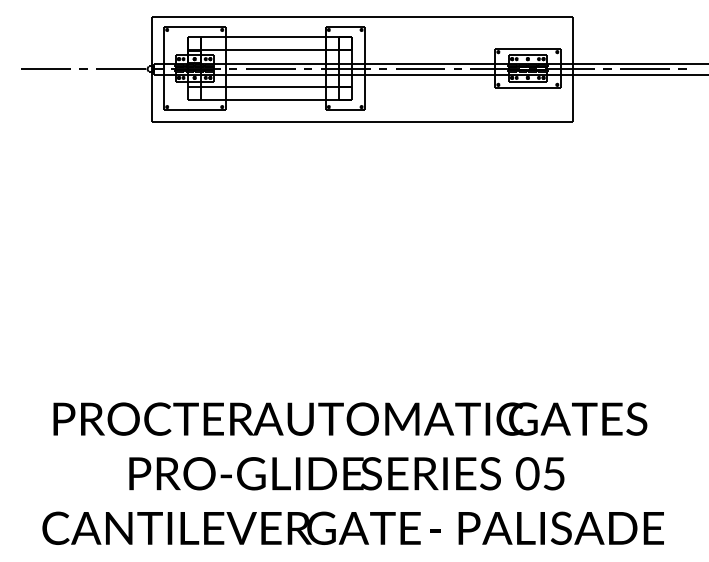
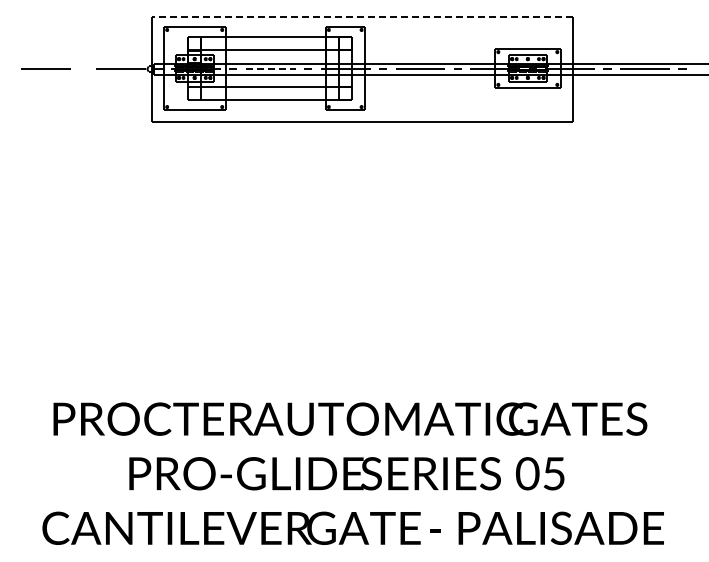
line: solid -> dashed (362, 16)
line: present -> none (83, 68)
line: solid -> dashed (270, 69)
